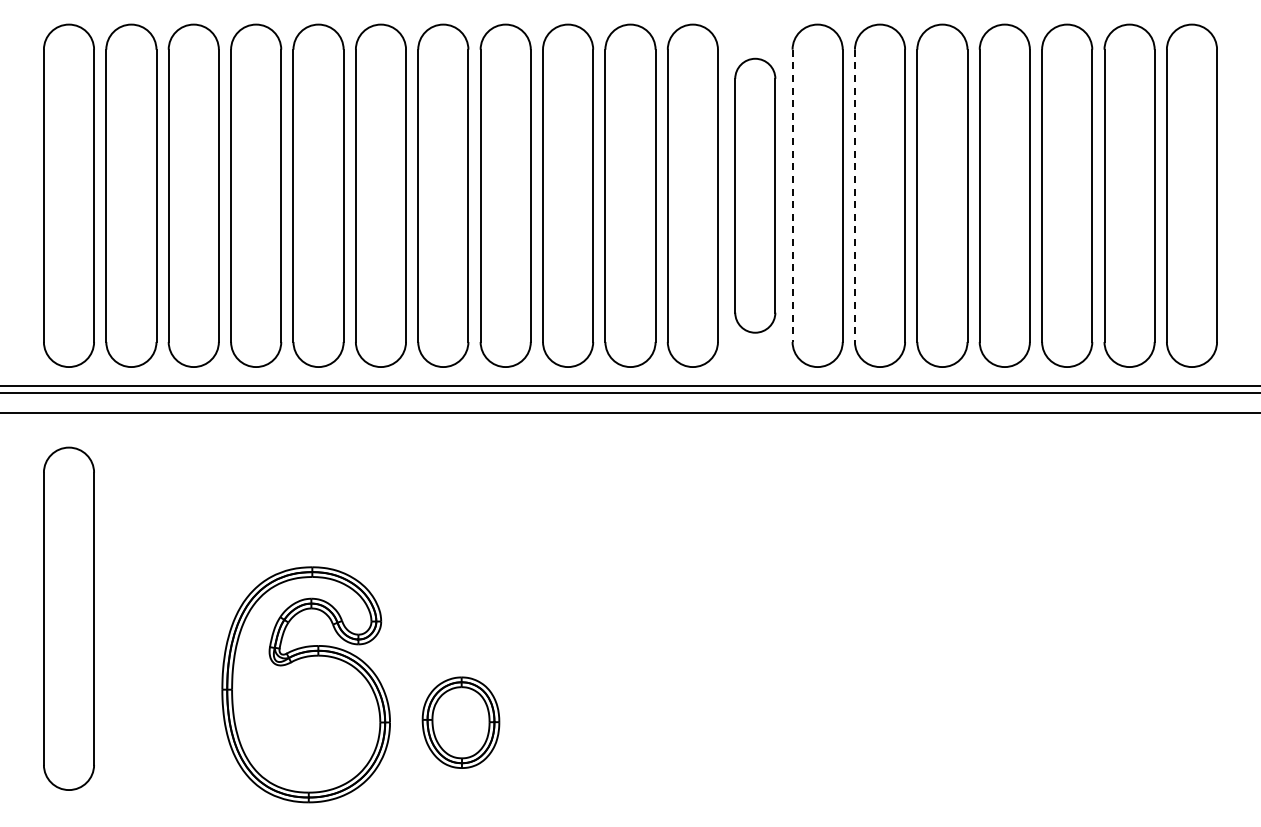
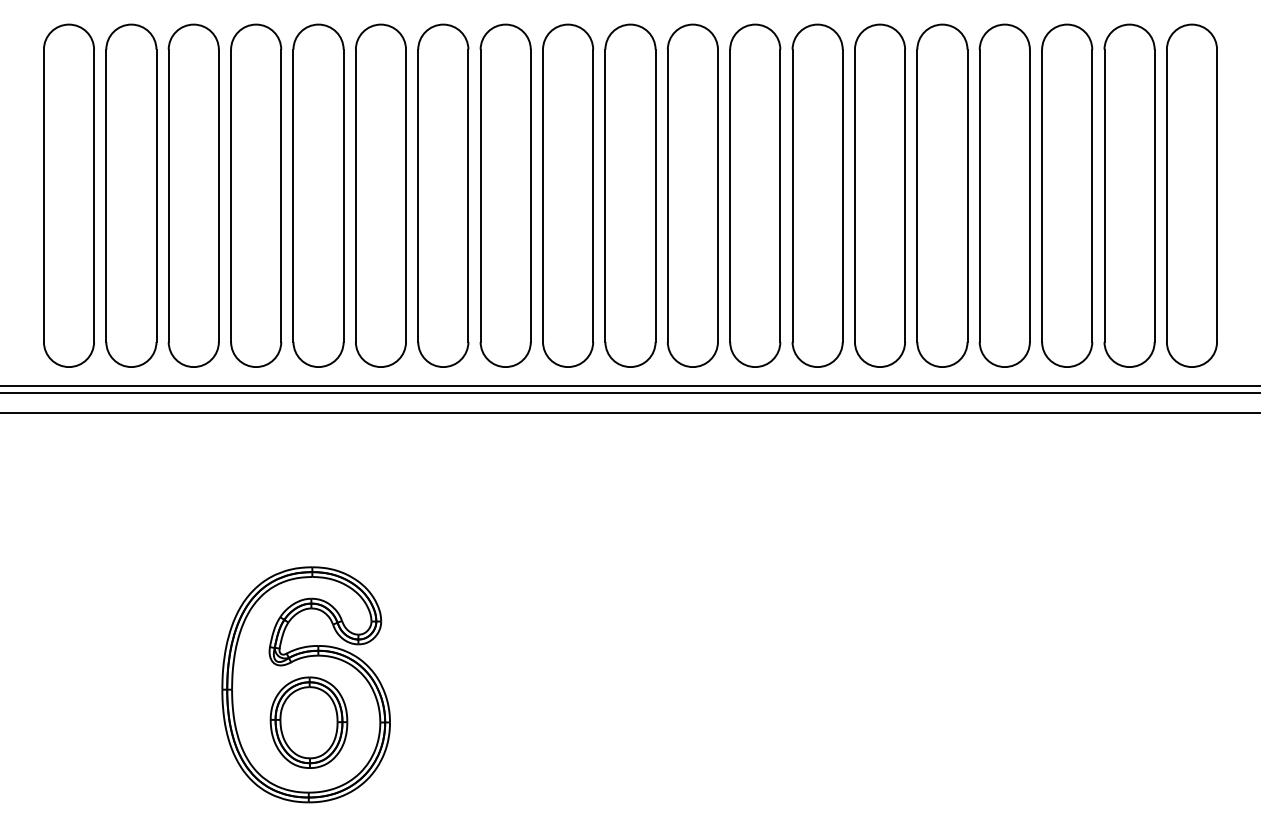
part size: 43x277 px -> 53x345 px (755, 195)
line: dashed -> solid (792, 196)
line: dashed -> solid (854, 196)
part: present -> none (68, 618)
part position: (460, 722) -> (308, 722) (308, 722)
